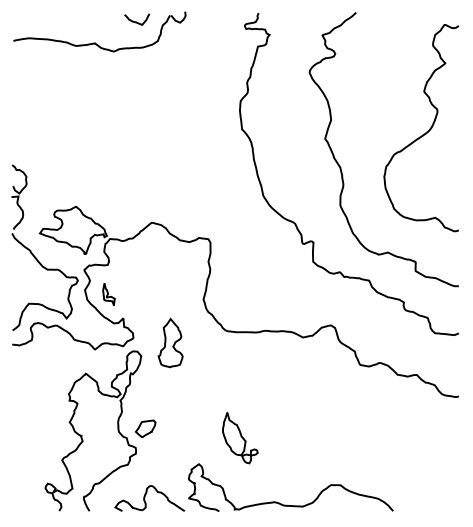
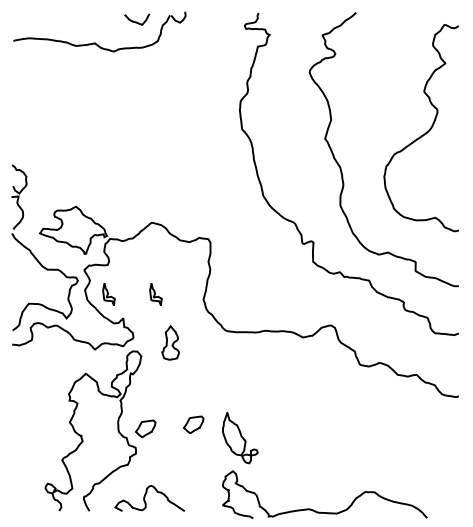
part: none -> present (155, 294)
part size: 27x52 px -> 19x36 px (170, 342)
part: none -> present (193, 424)
curve position: (286, 504) -> (320, 511) (320, 511)
